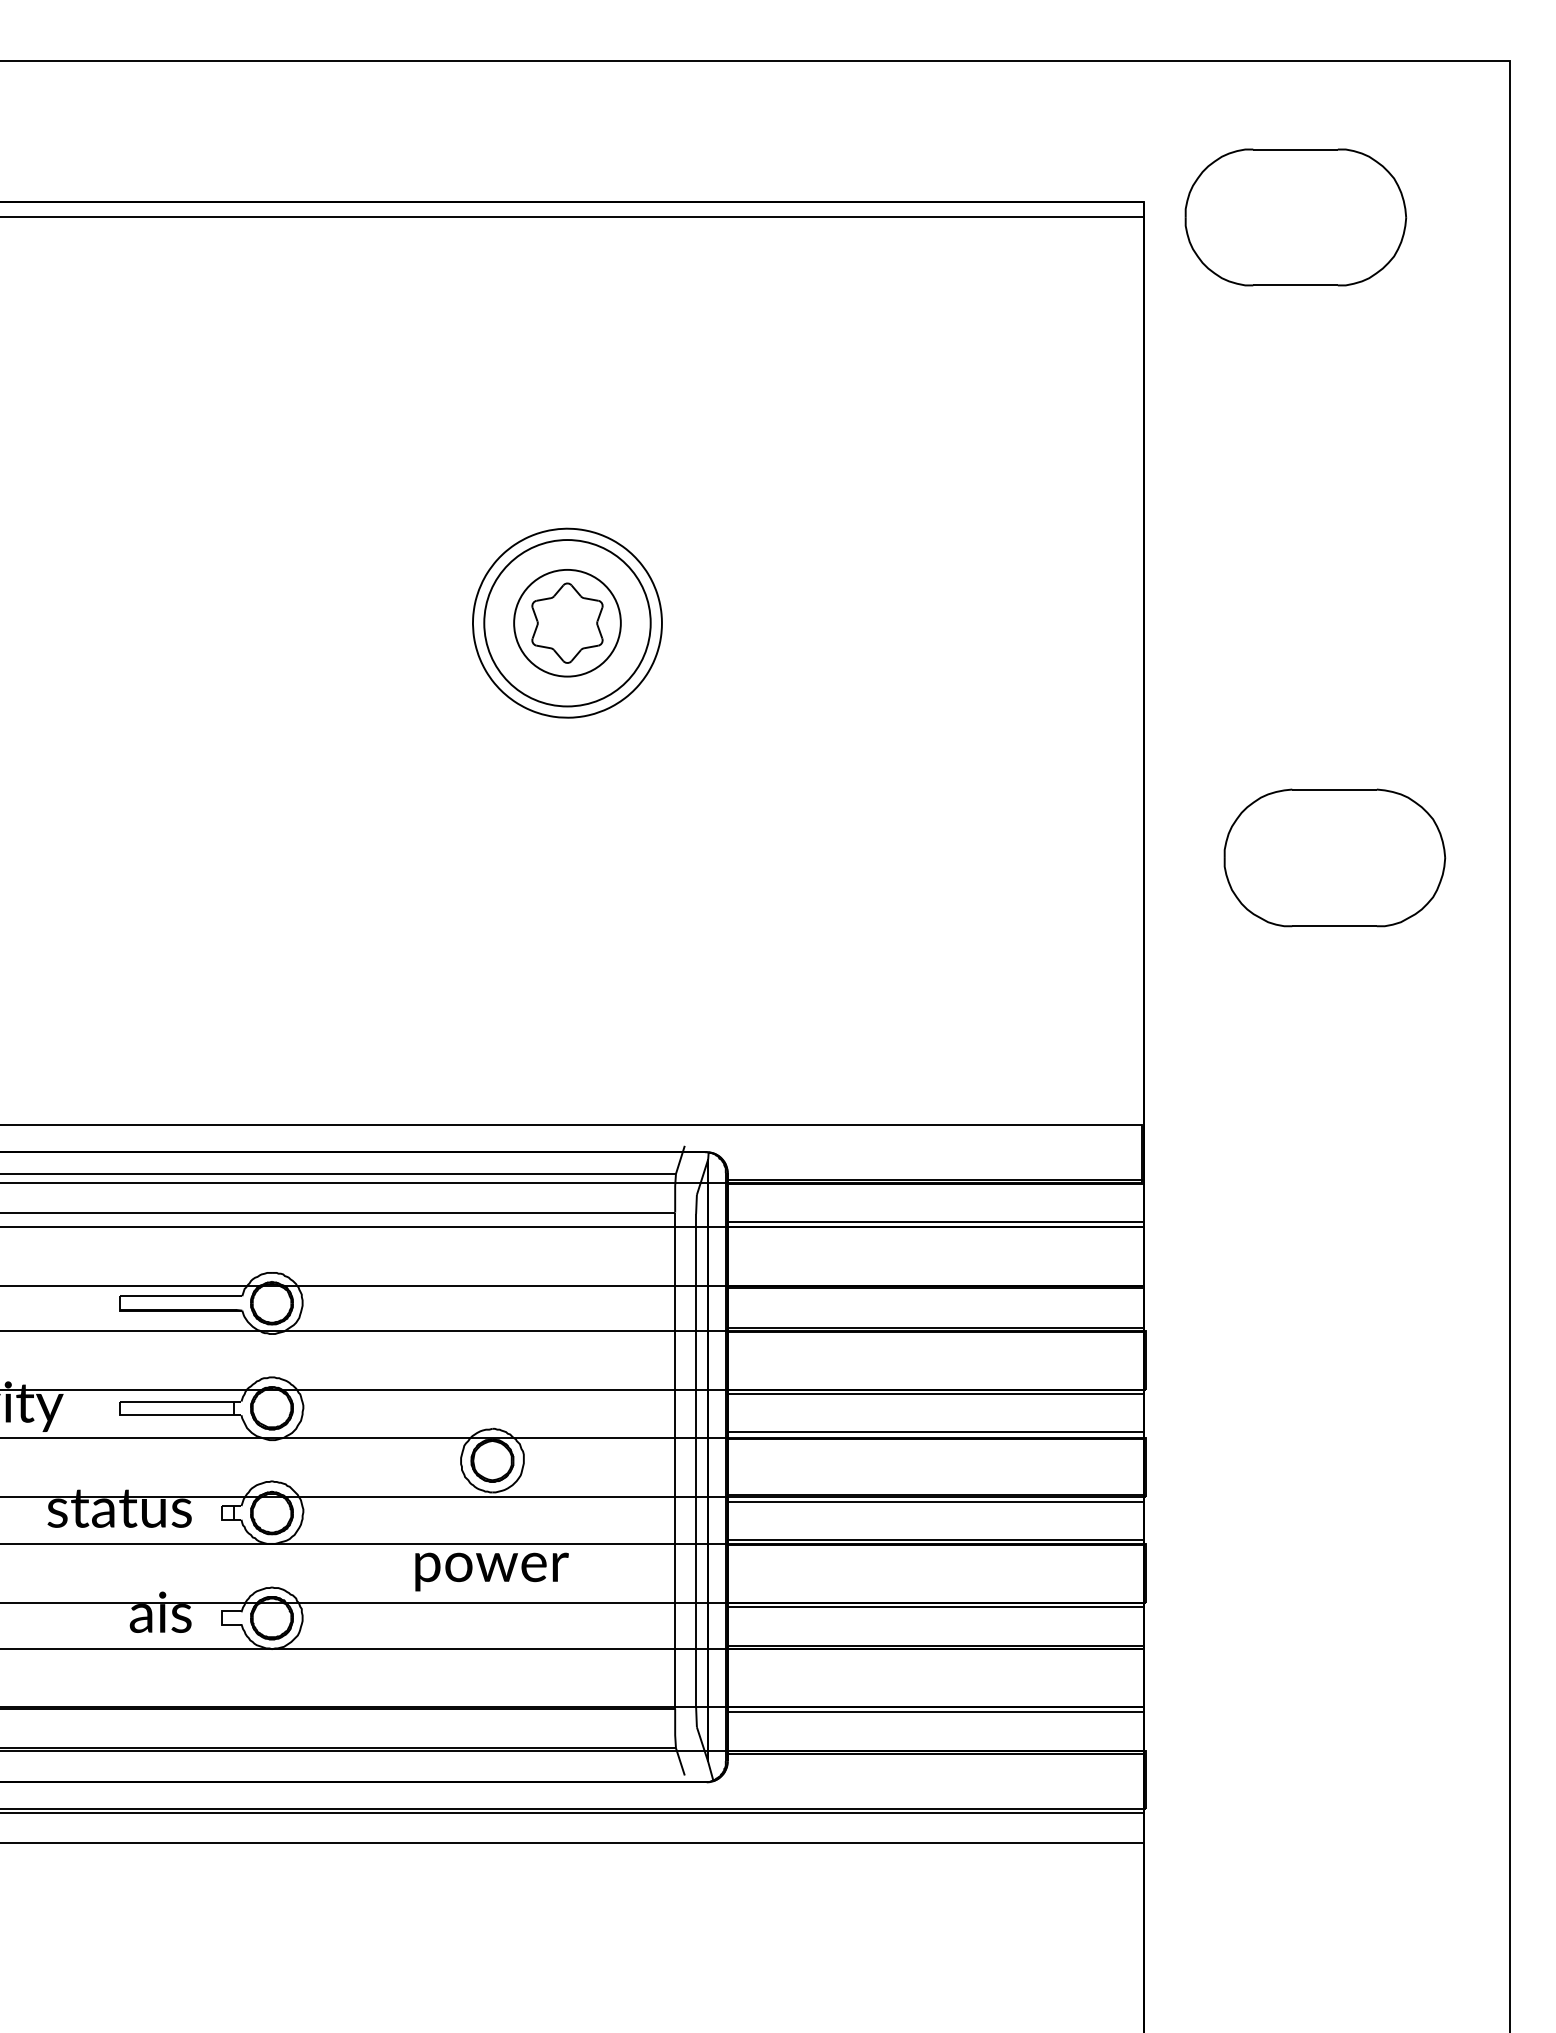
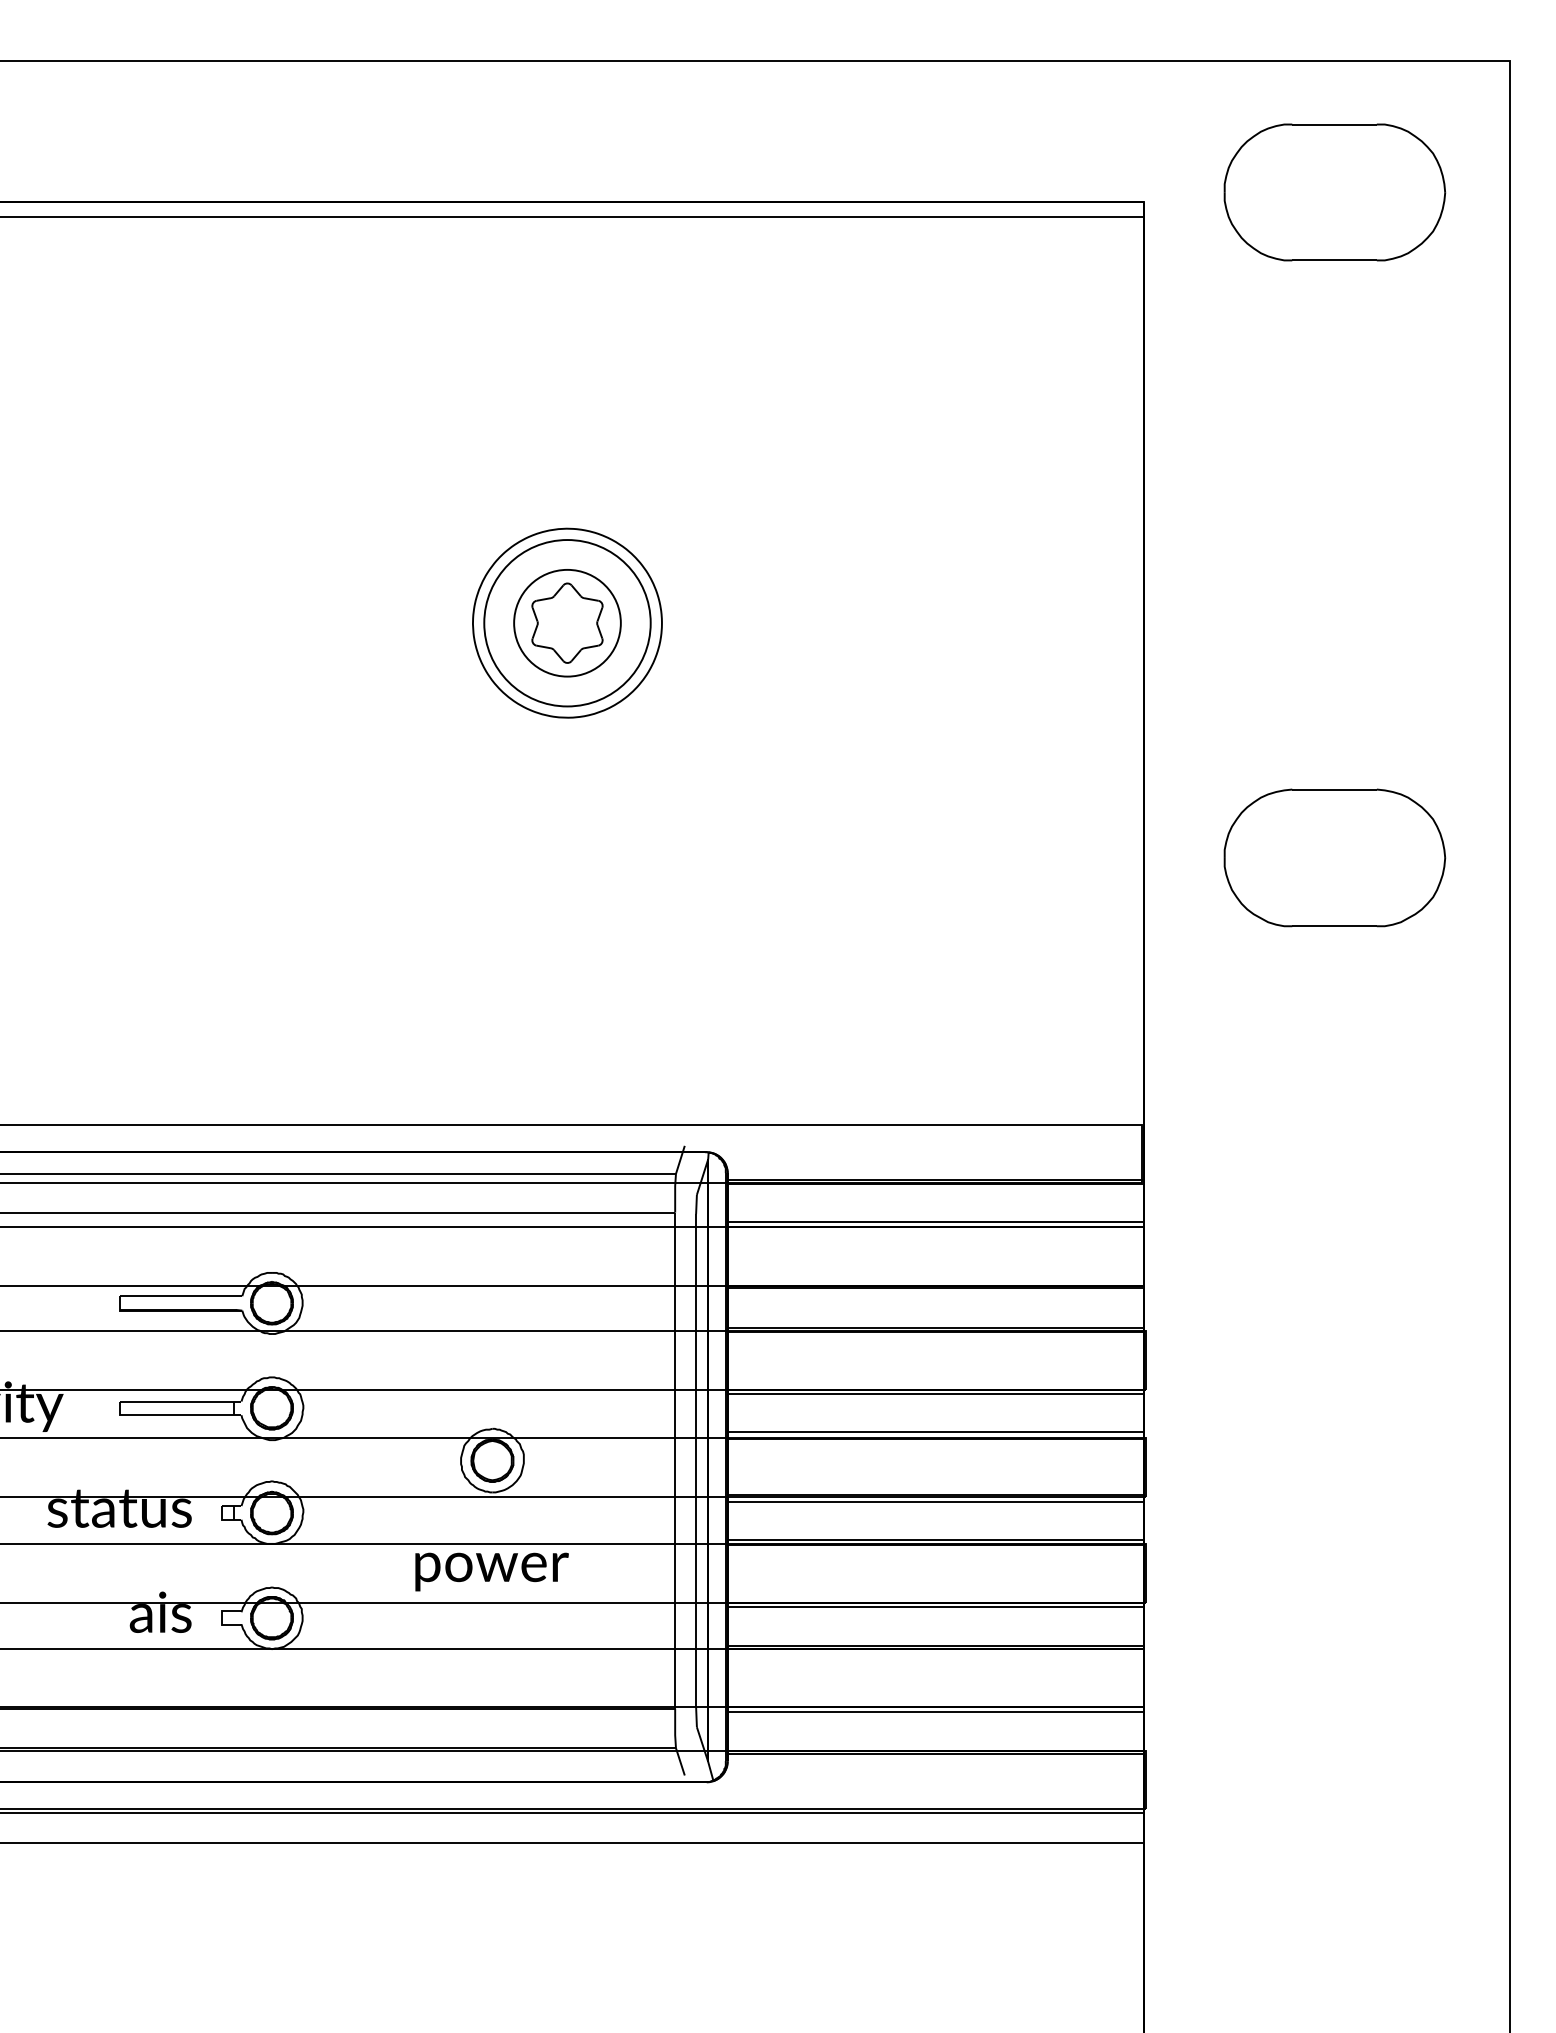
part position: (1295, 217) -> (1334, 192) (1334, 192)
